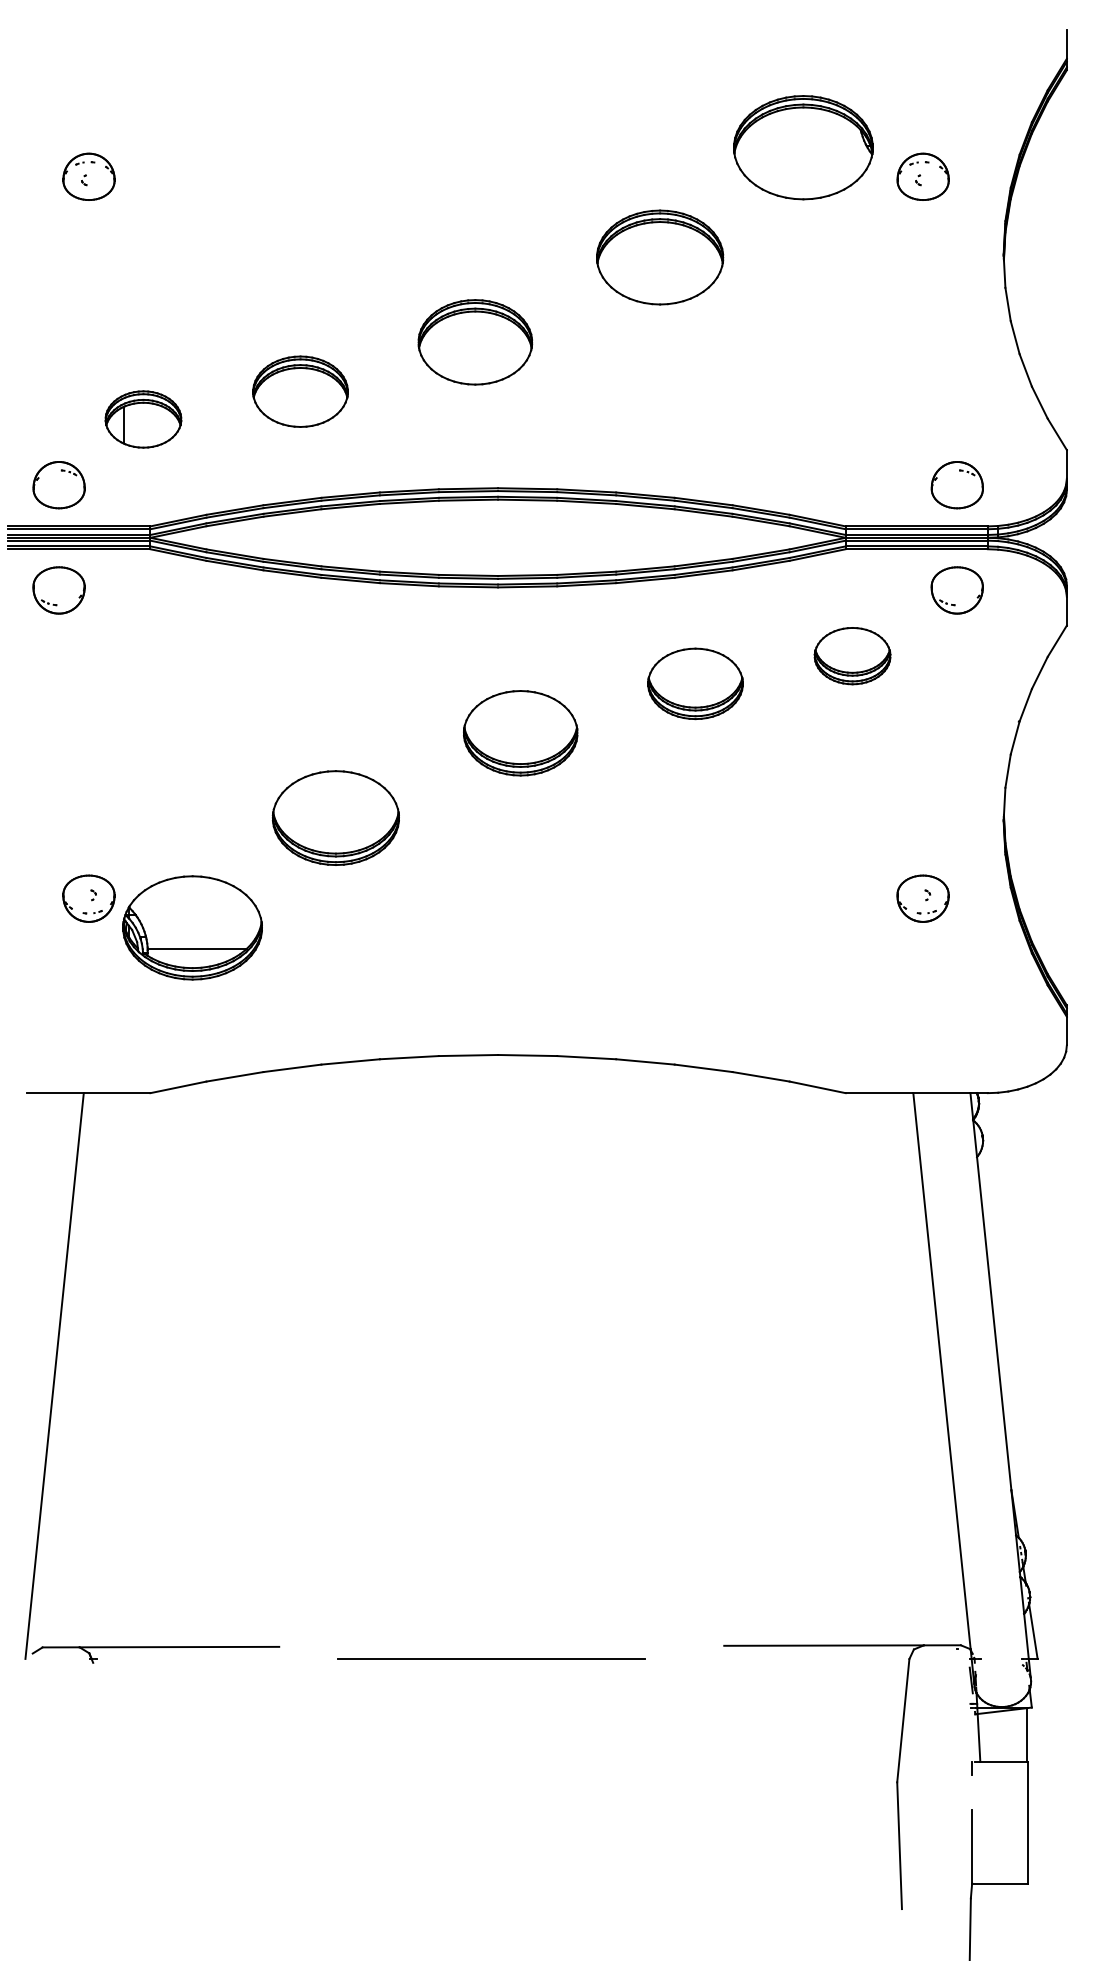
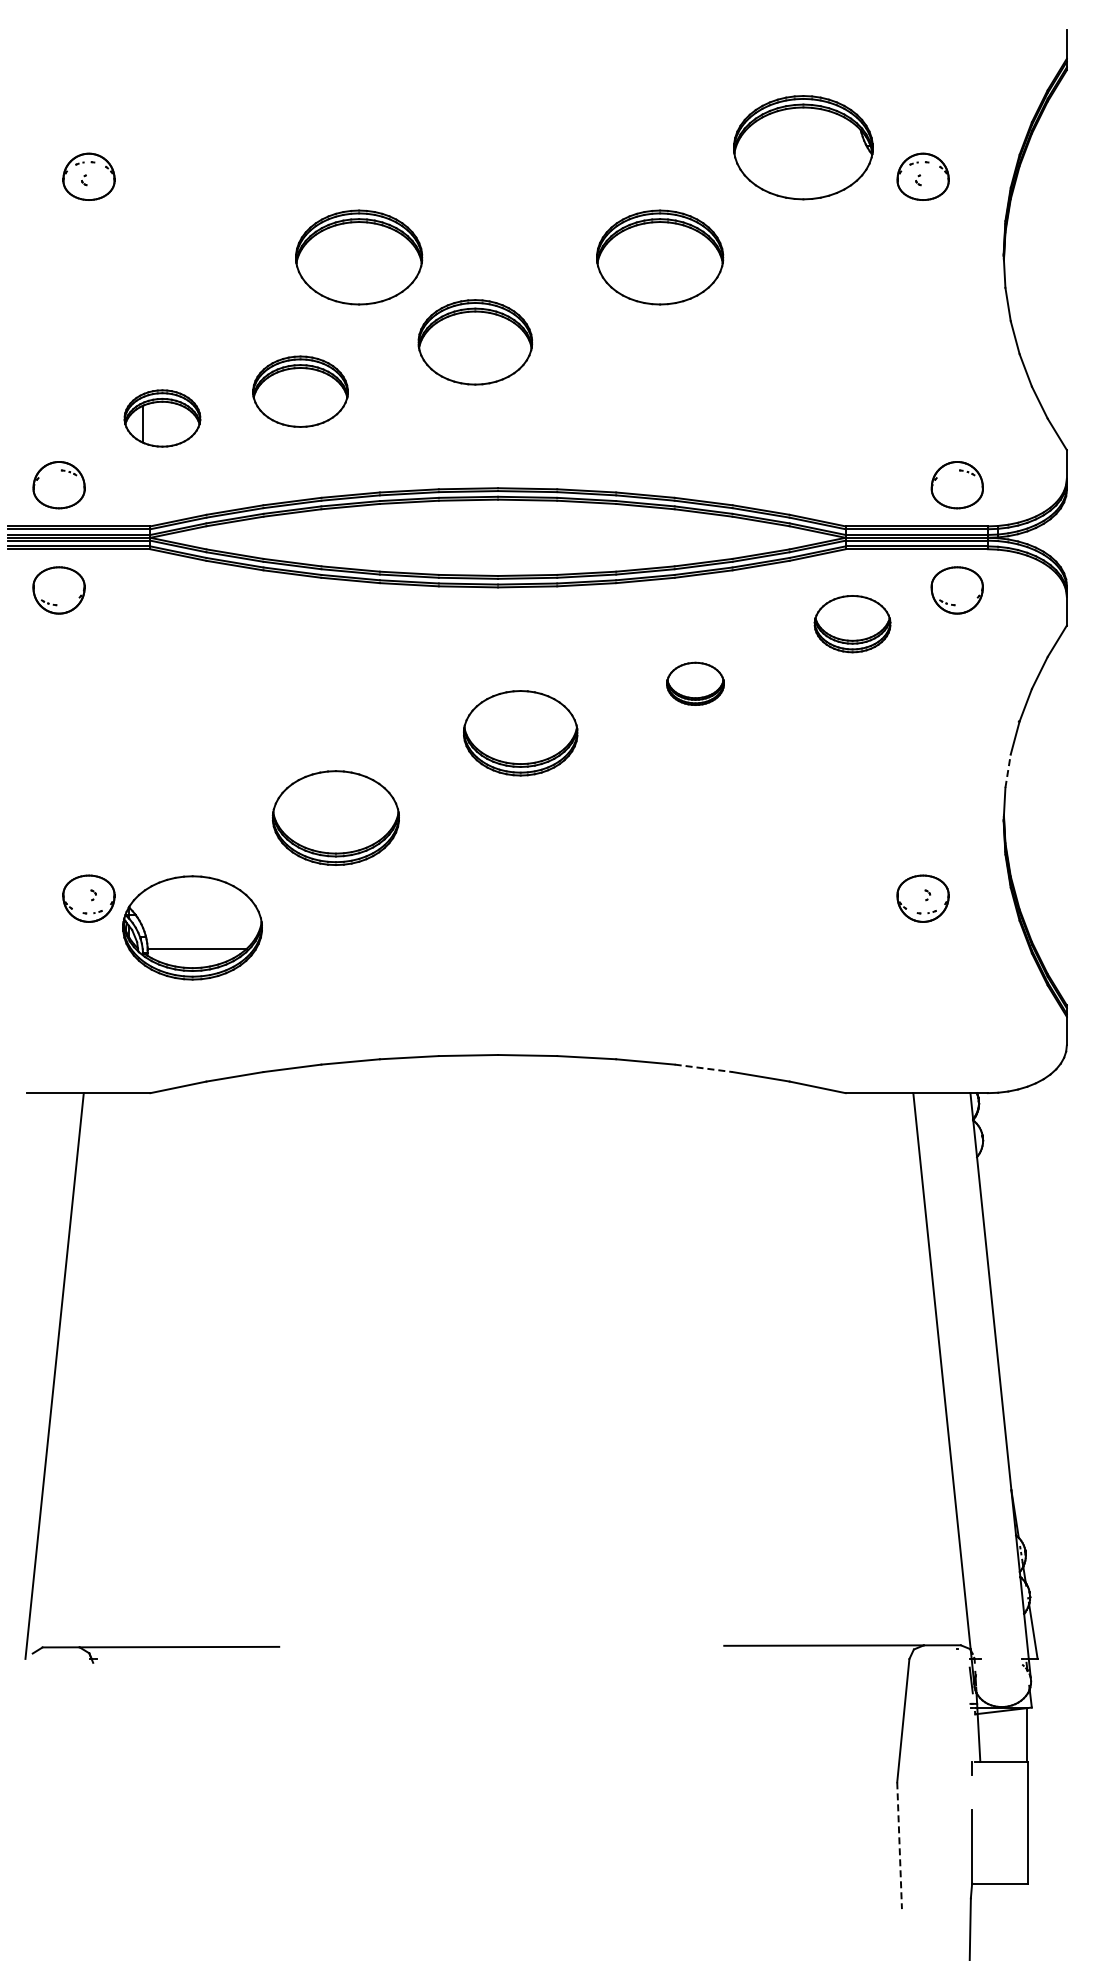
part: none -> present (359, 257)
part position: (143, 419) -> (162, 418) (162, 418)
part position: (852, 656) -> (852, 624) (852, 624)
part size: 97x74 px -> 59x45 px (695, 683)
line: solid -> dashed (1008, 771)
line: solid -> dashed (704, 1068)
line: present -> none (491, 1658)
line: solid -> dashed (899, 1846)
